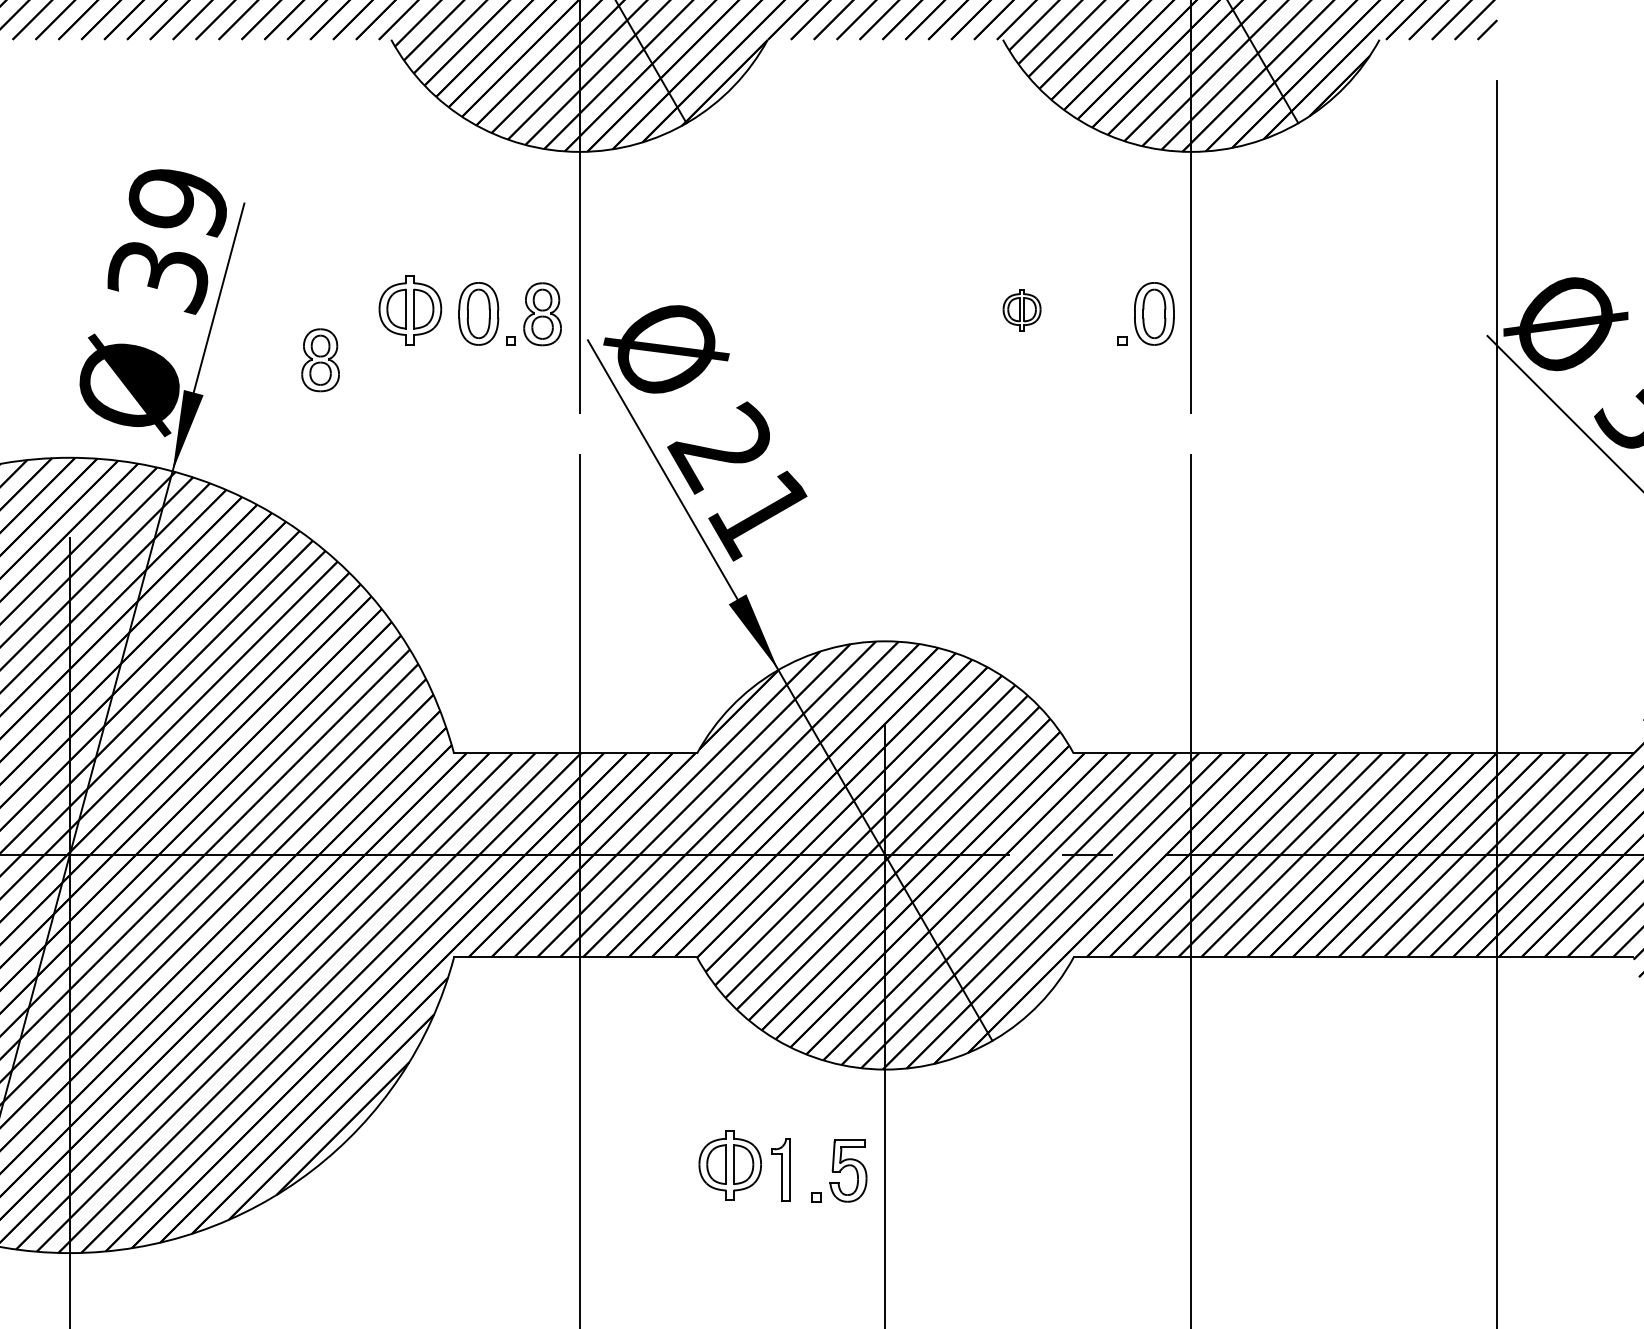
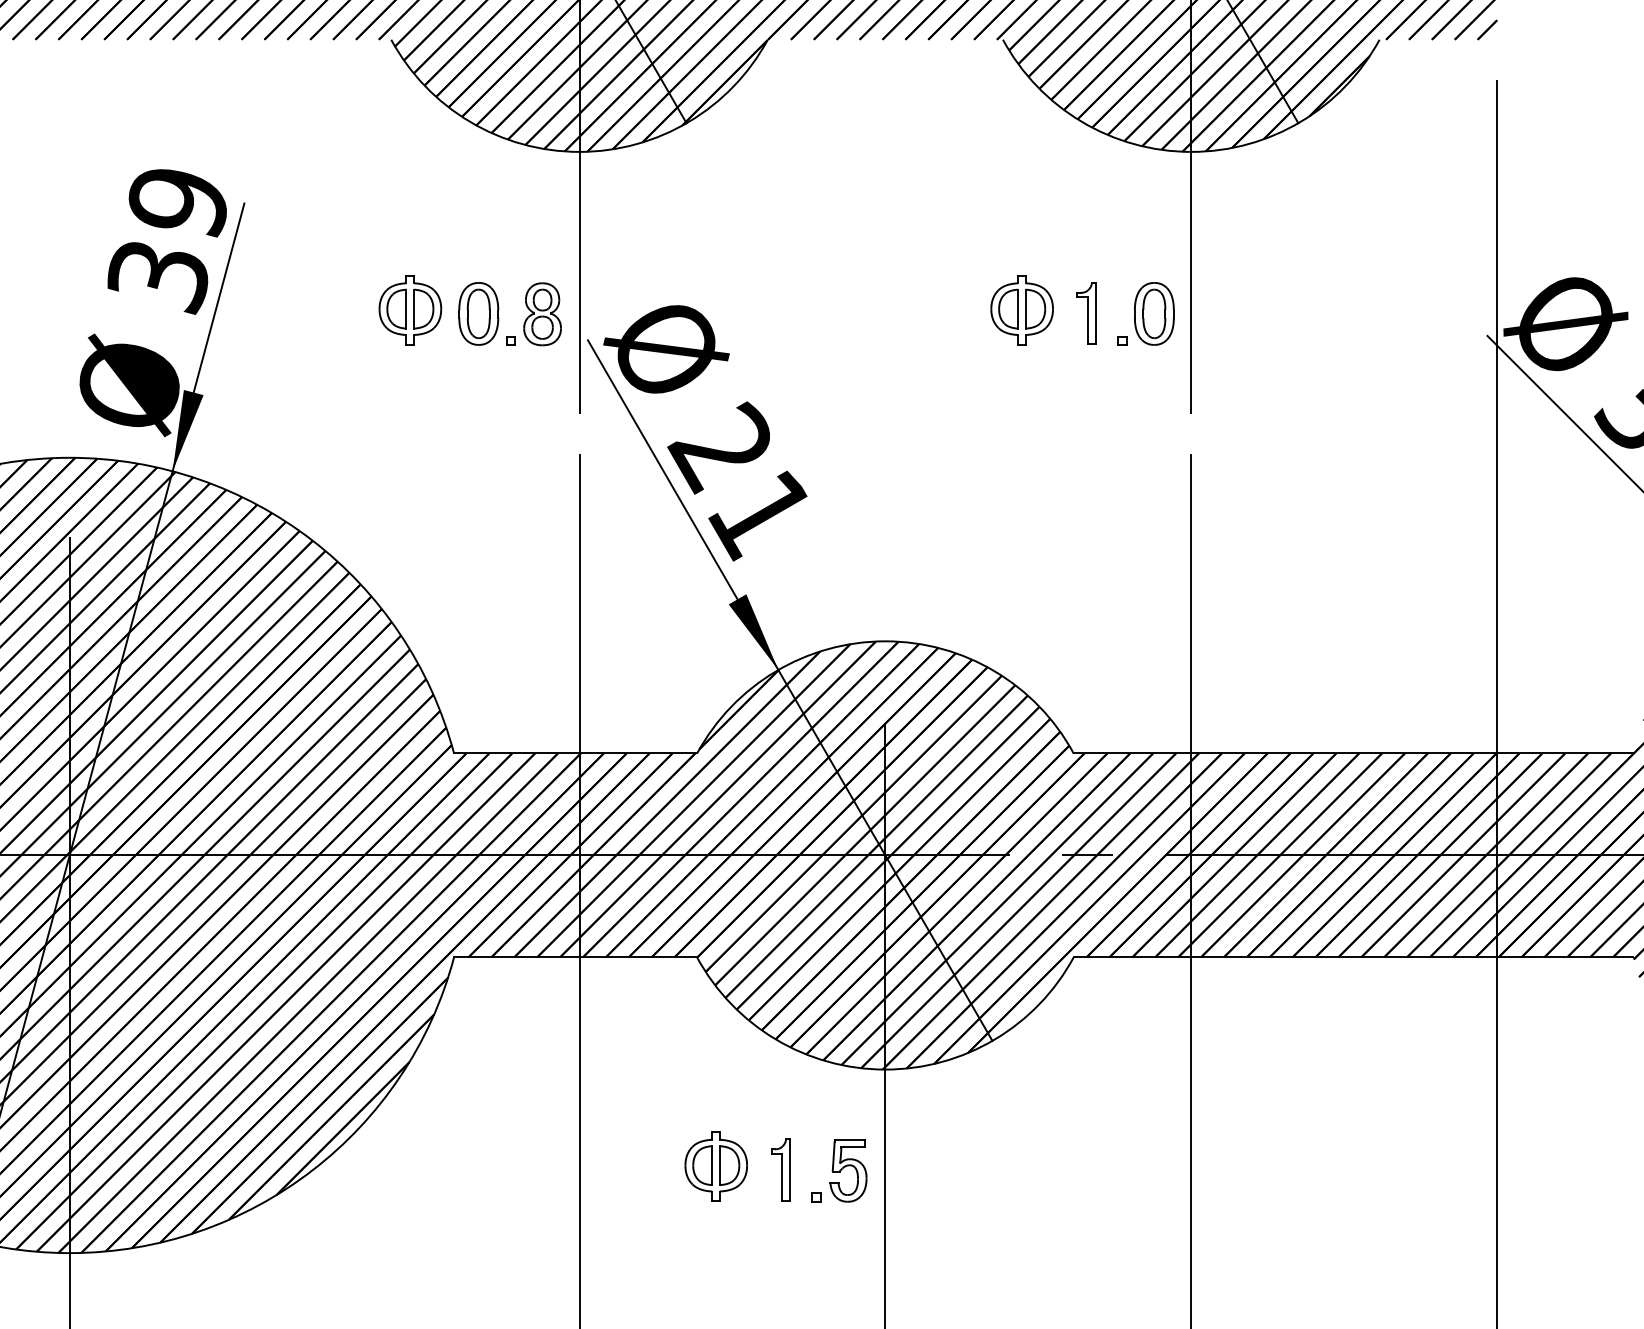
part size: 40x43 px -> 64x71 px (1021, 310)
part: none -> present (1086, 313)
part: present -> none (320, 360)
part position: (729, 1165) -> (715, 1166) (715, 1166)
